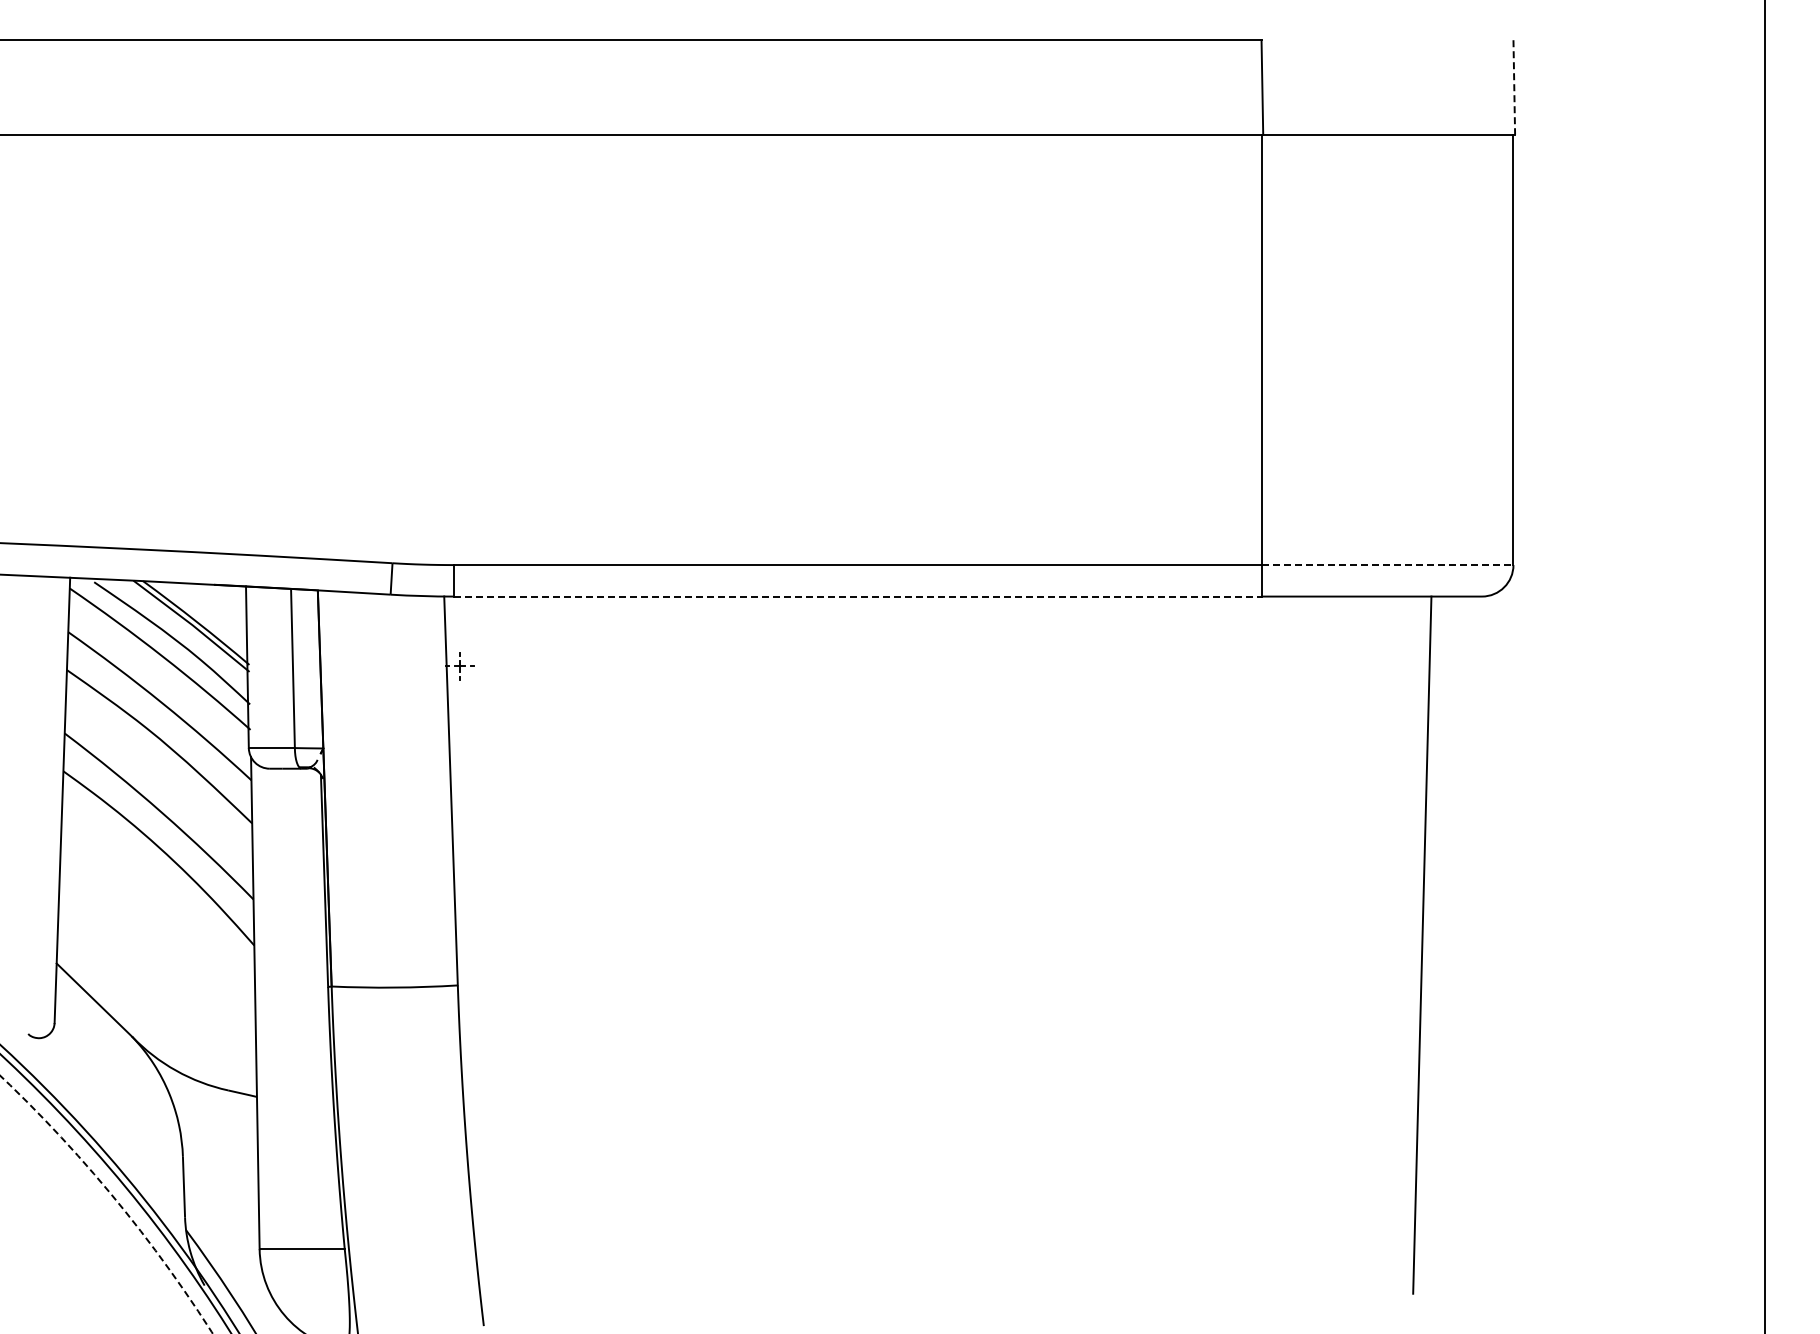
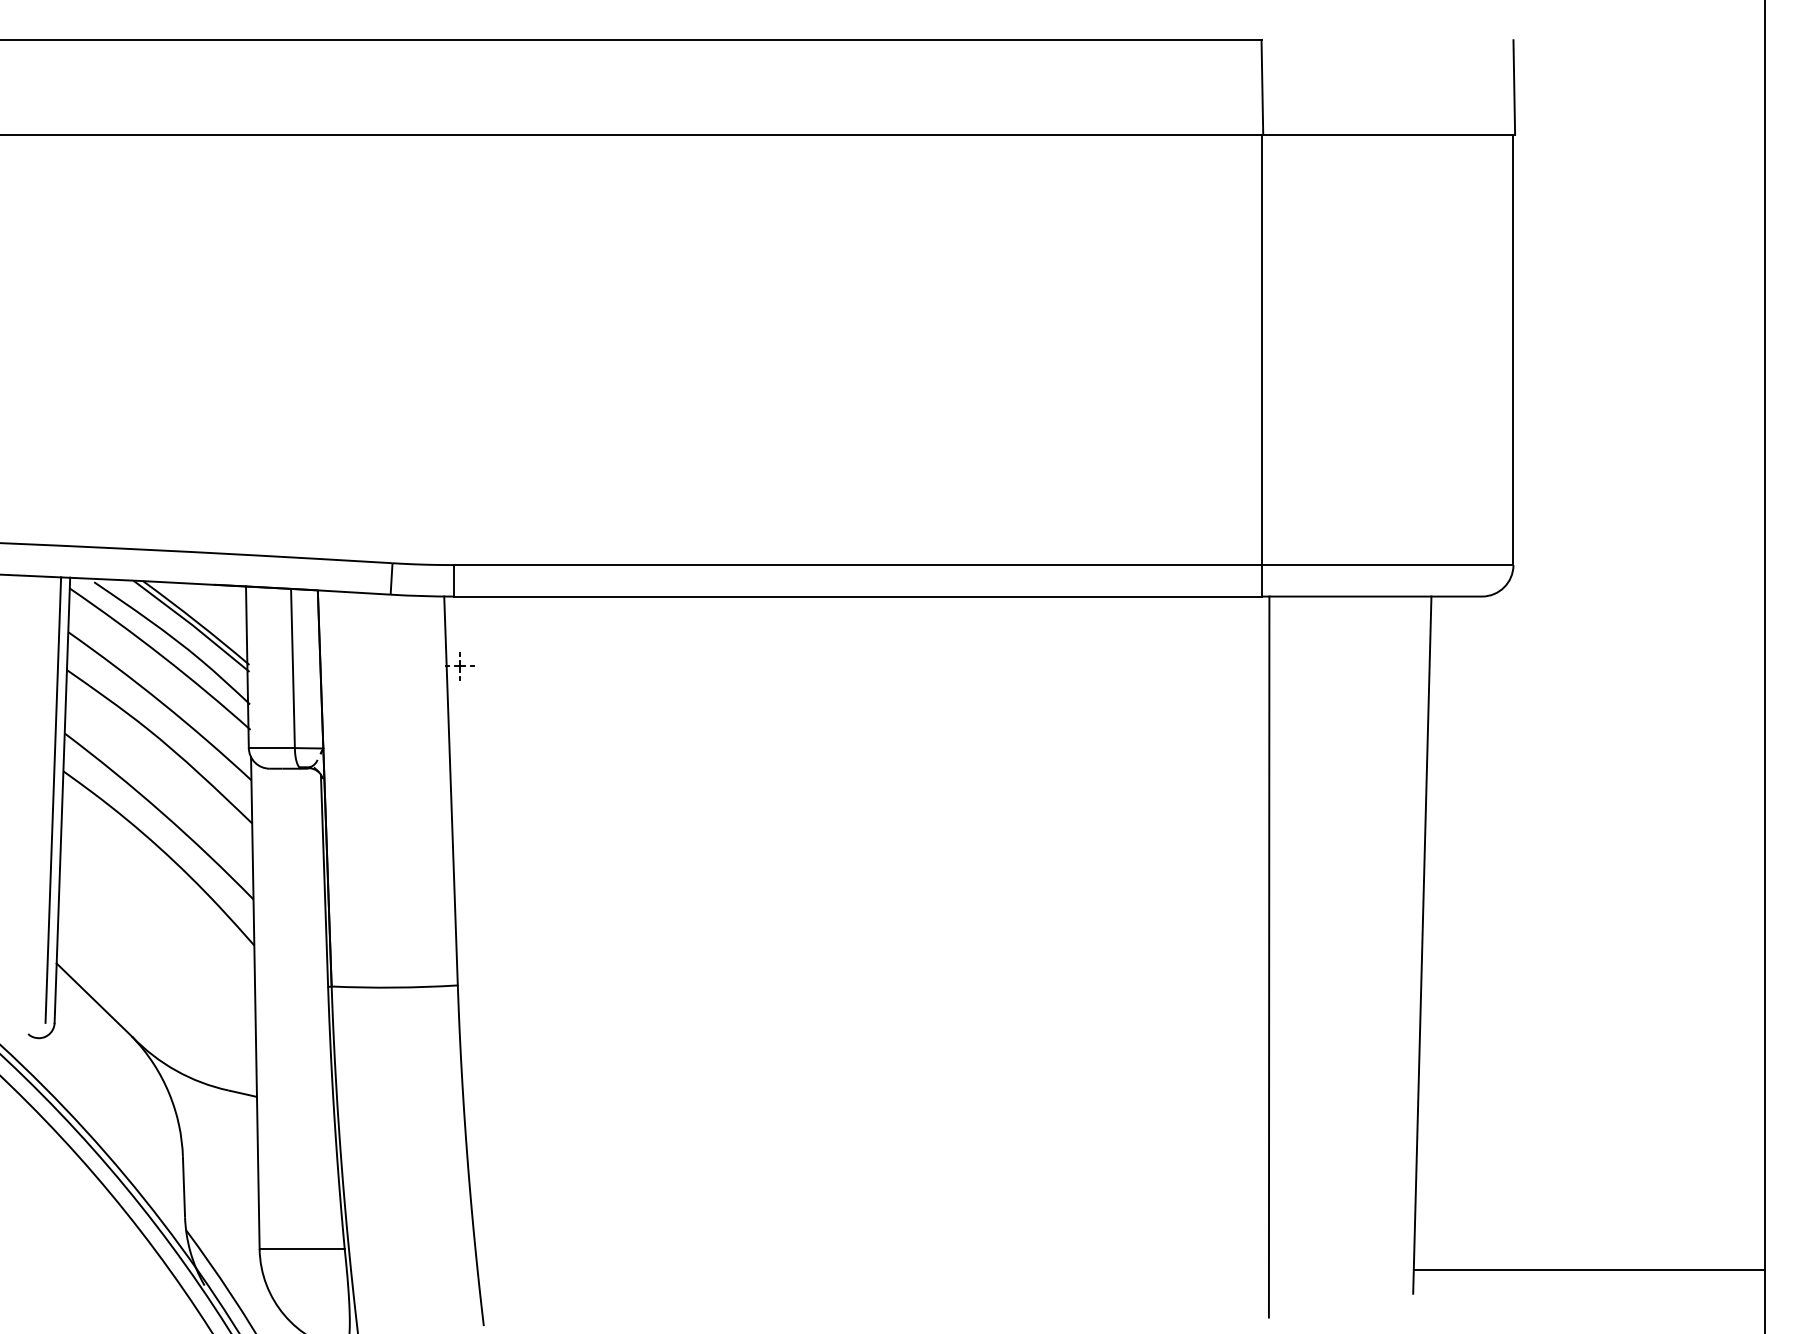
line: dashed -> solid (1514, 87)
line: dashed -> solid (1387, 565)
line: dashed -> solid (857, 596)
line: none -> present (53, 799)
line: none -> present (1268, 956)
arc: dashed -> solid (113, 1197)
line: none -> present (1589, 1270)
